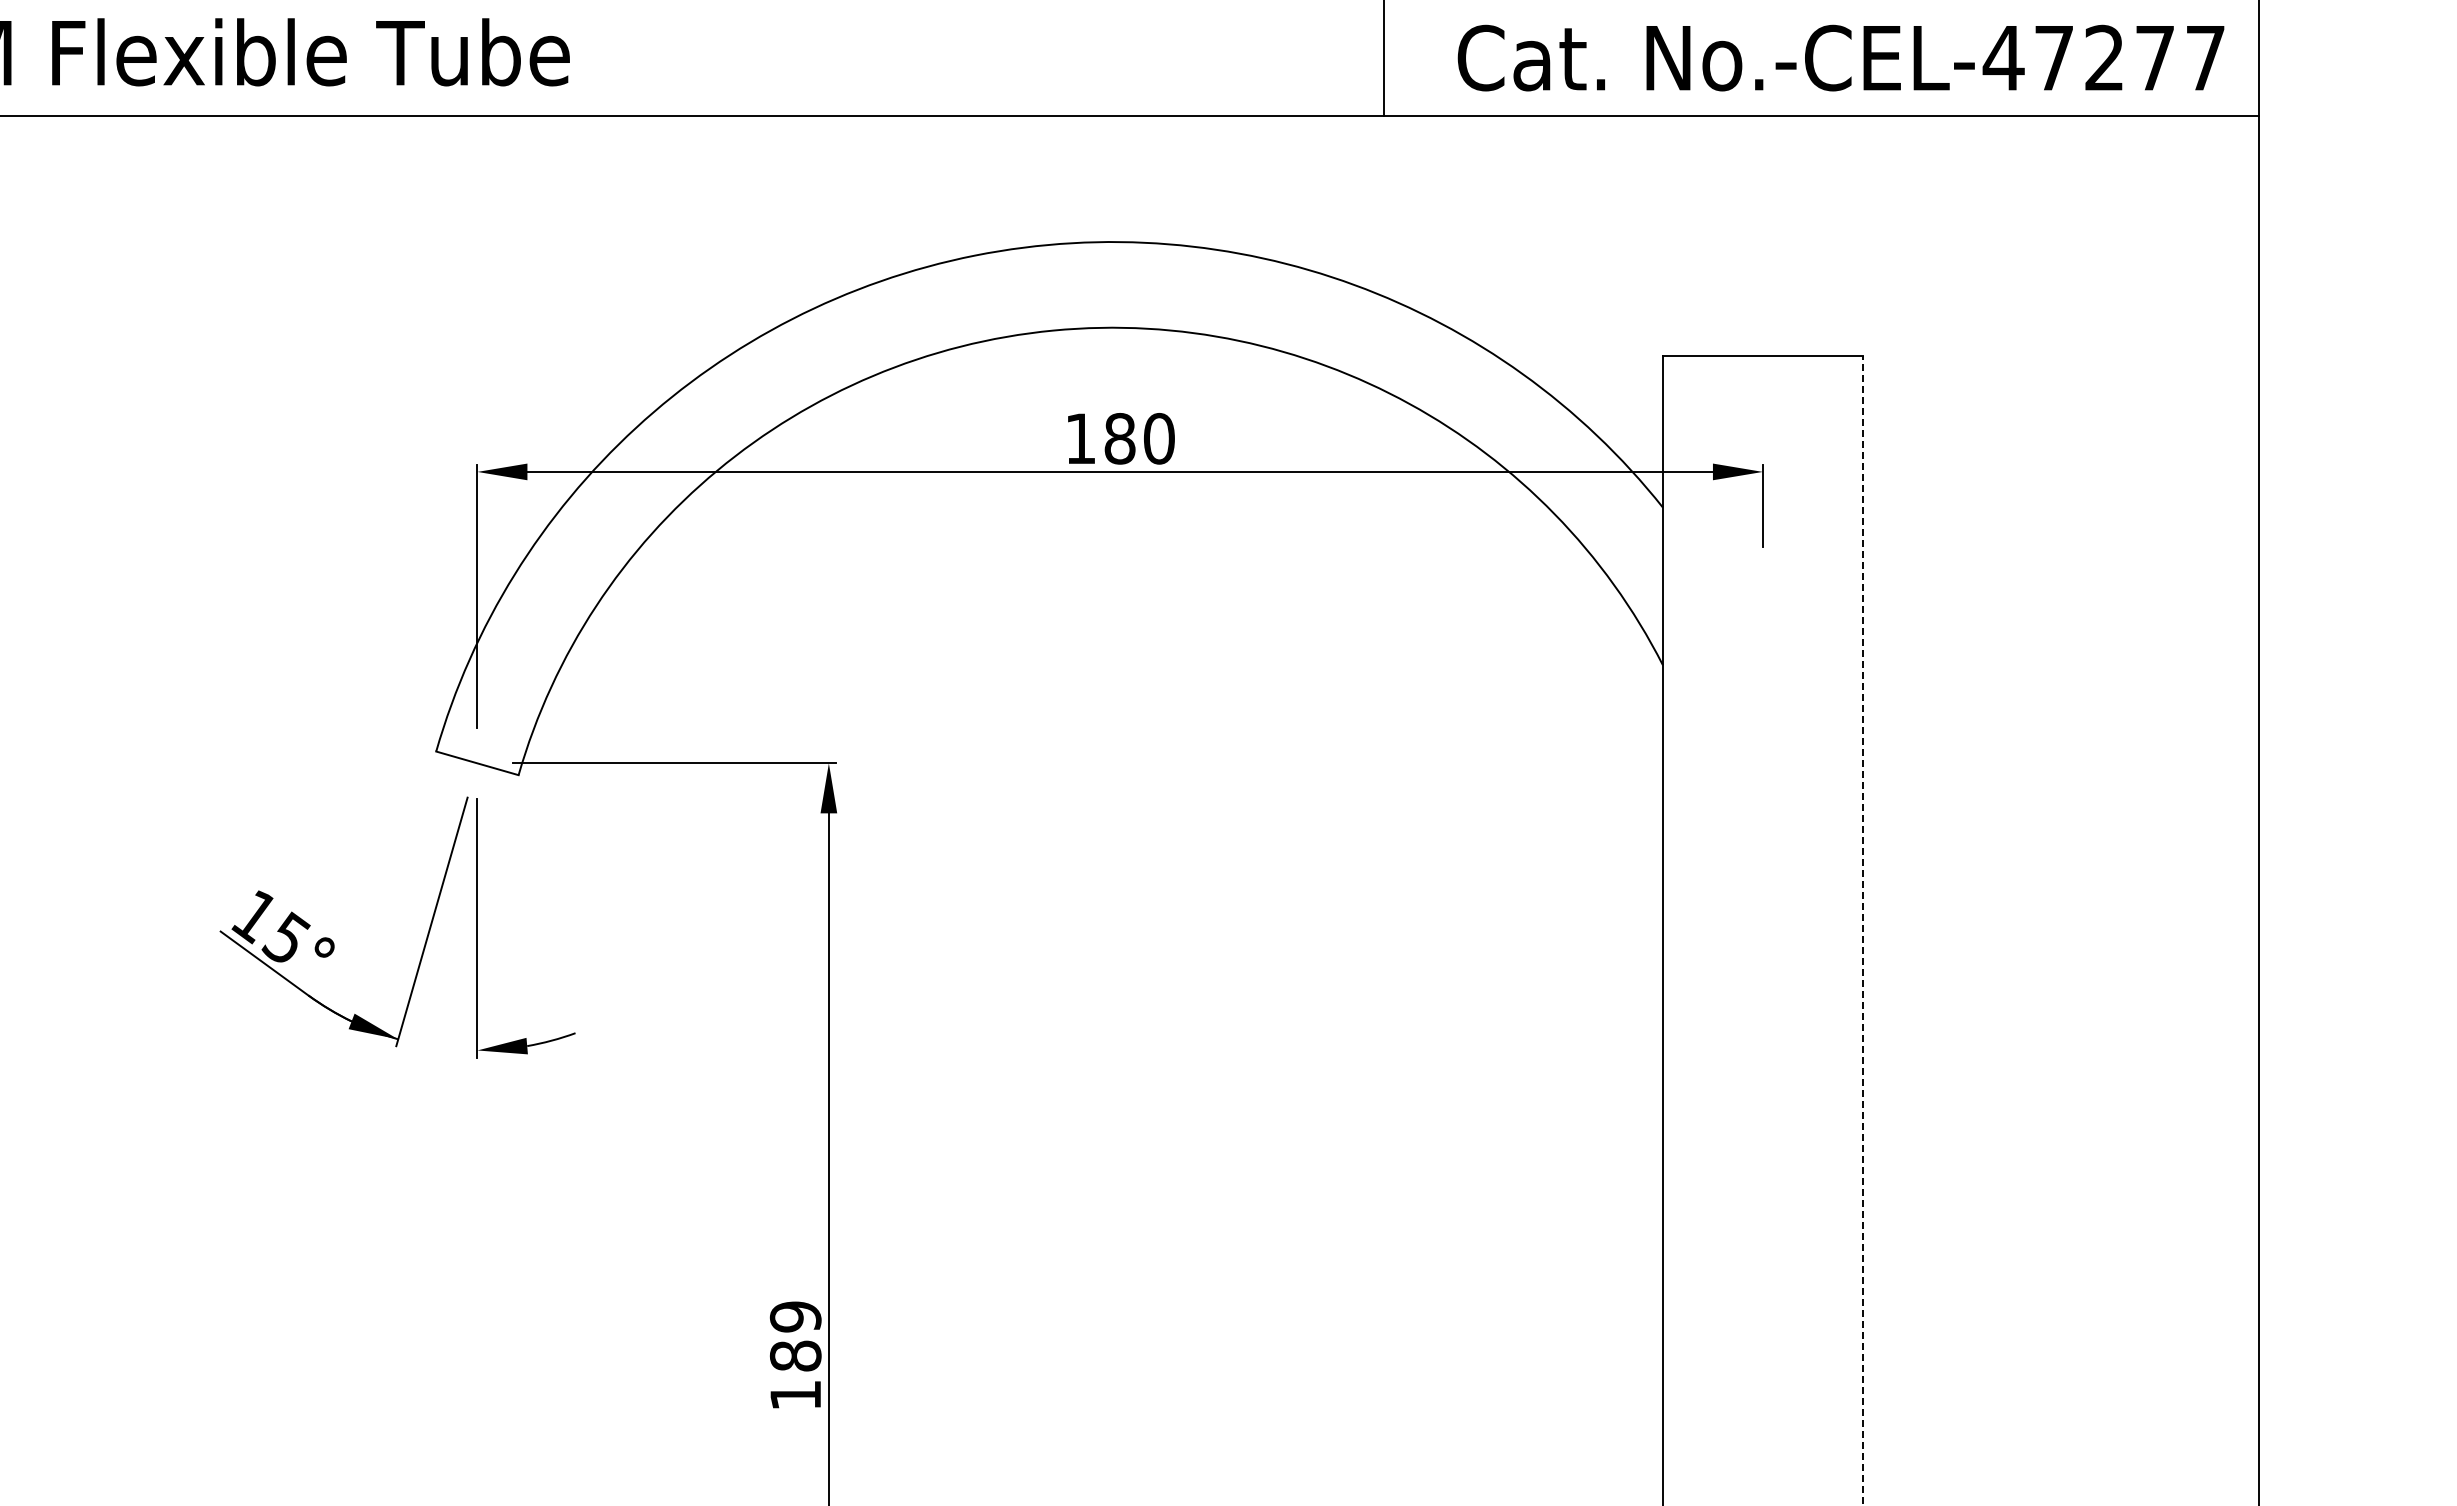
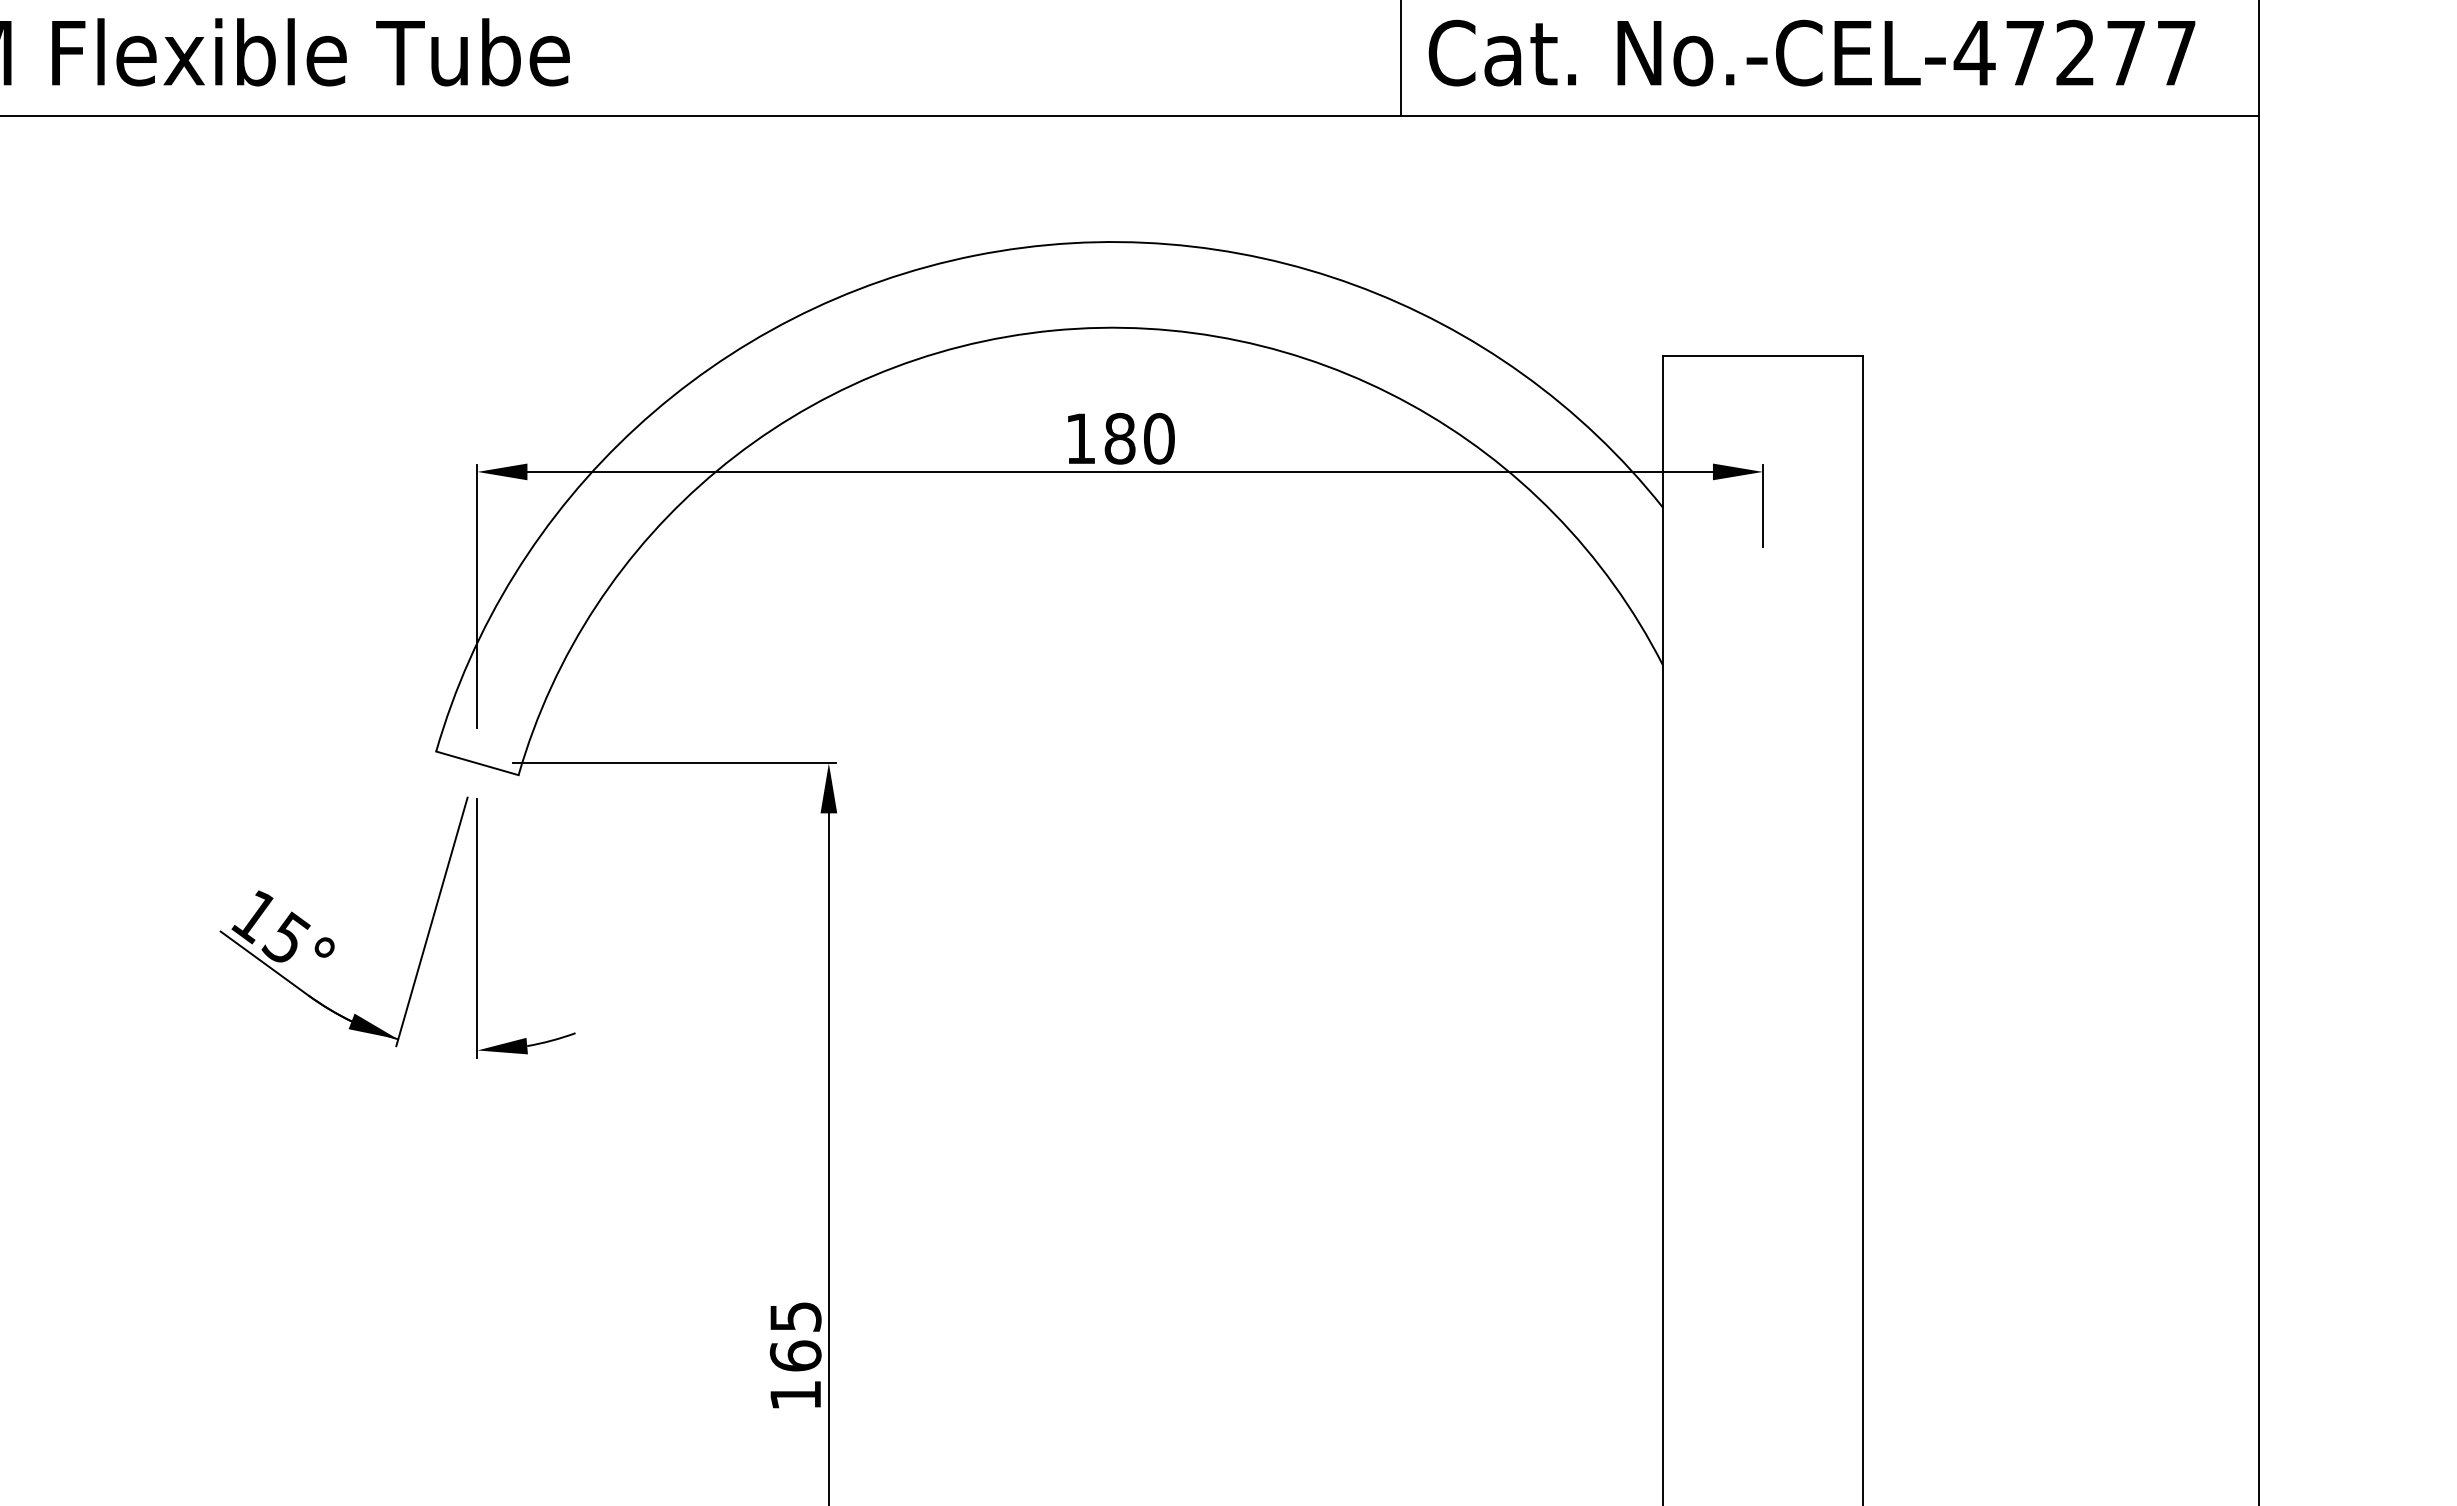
text position: (1840, 57) -> (1811, 52) (1811, 52)
line position: (1384, 59) -> (1401, 59) (1401, 59)
line: dashed -> solid (1862, 930)
text: 189 -> 165 (795, 1336)
